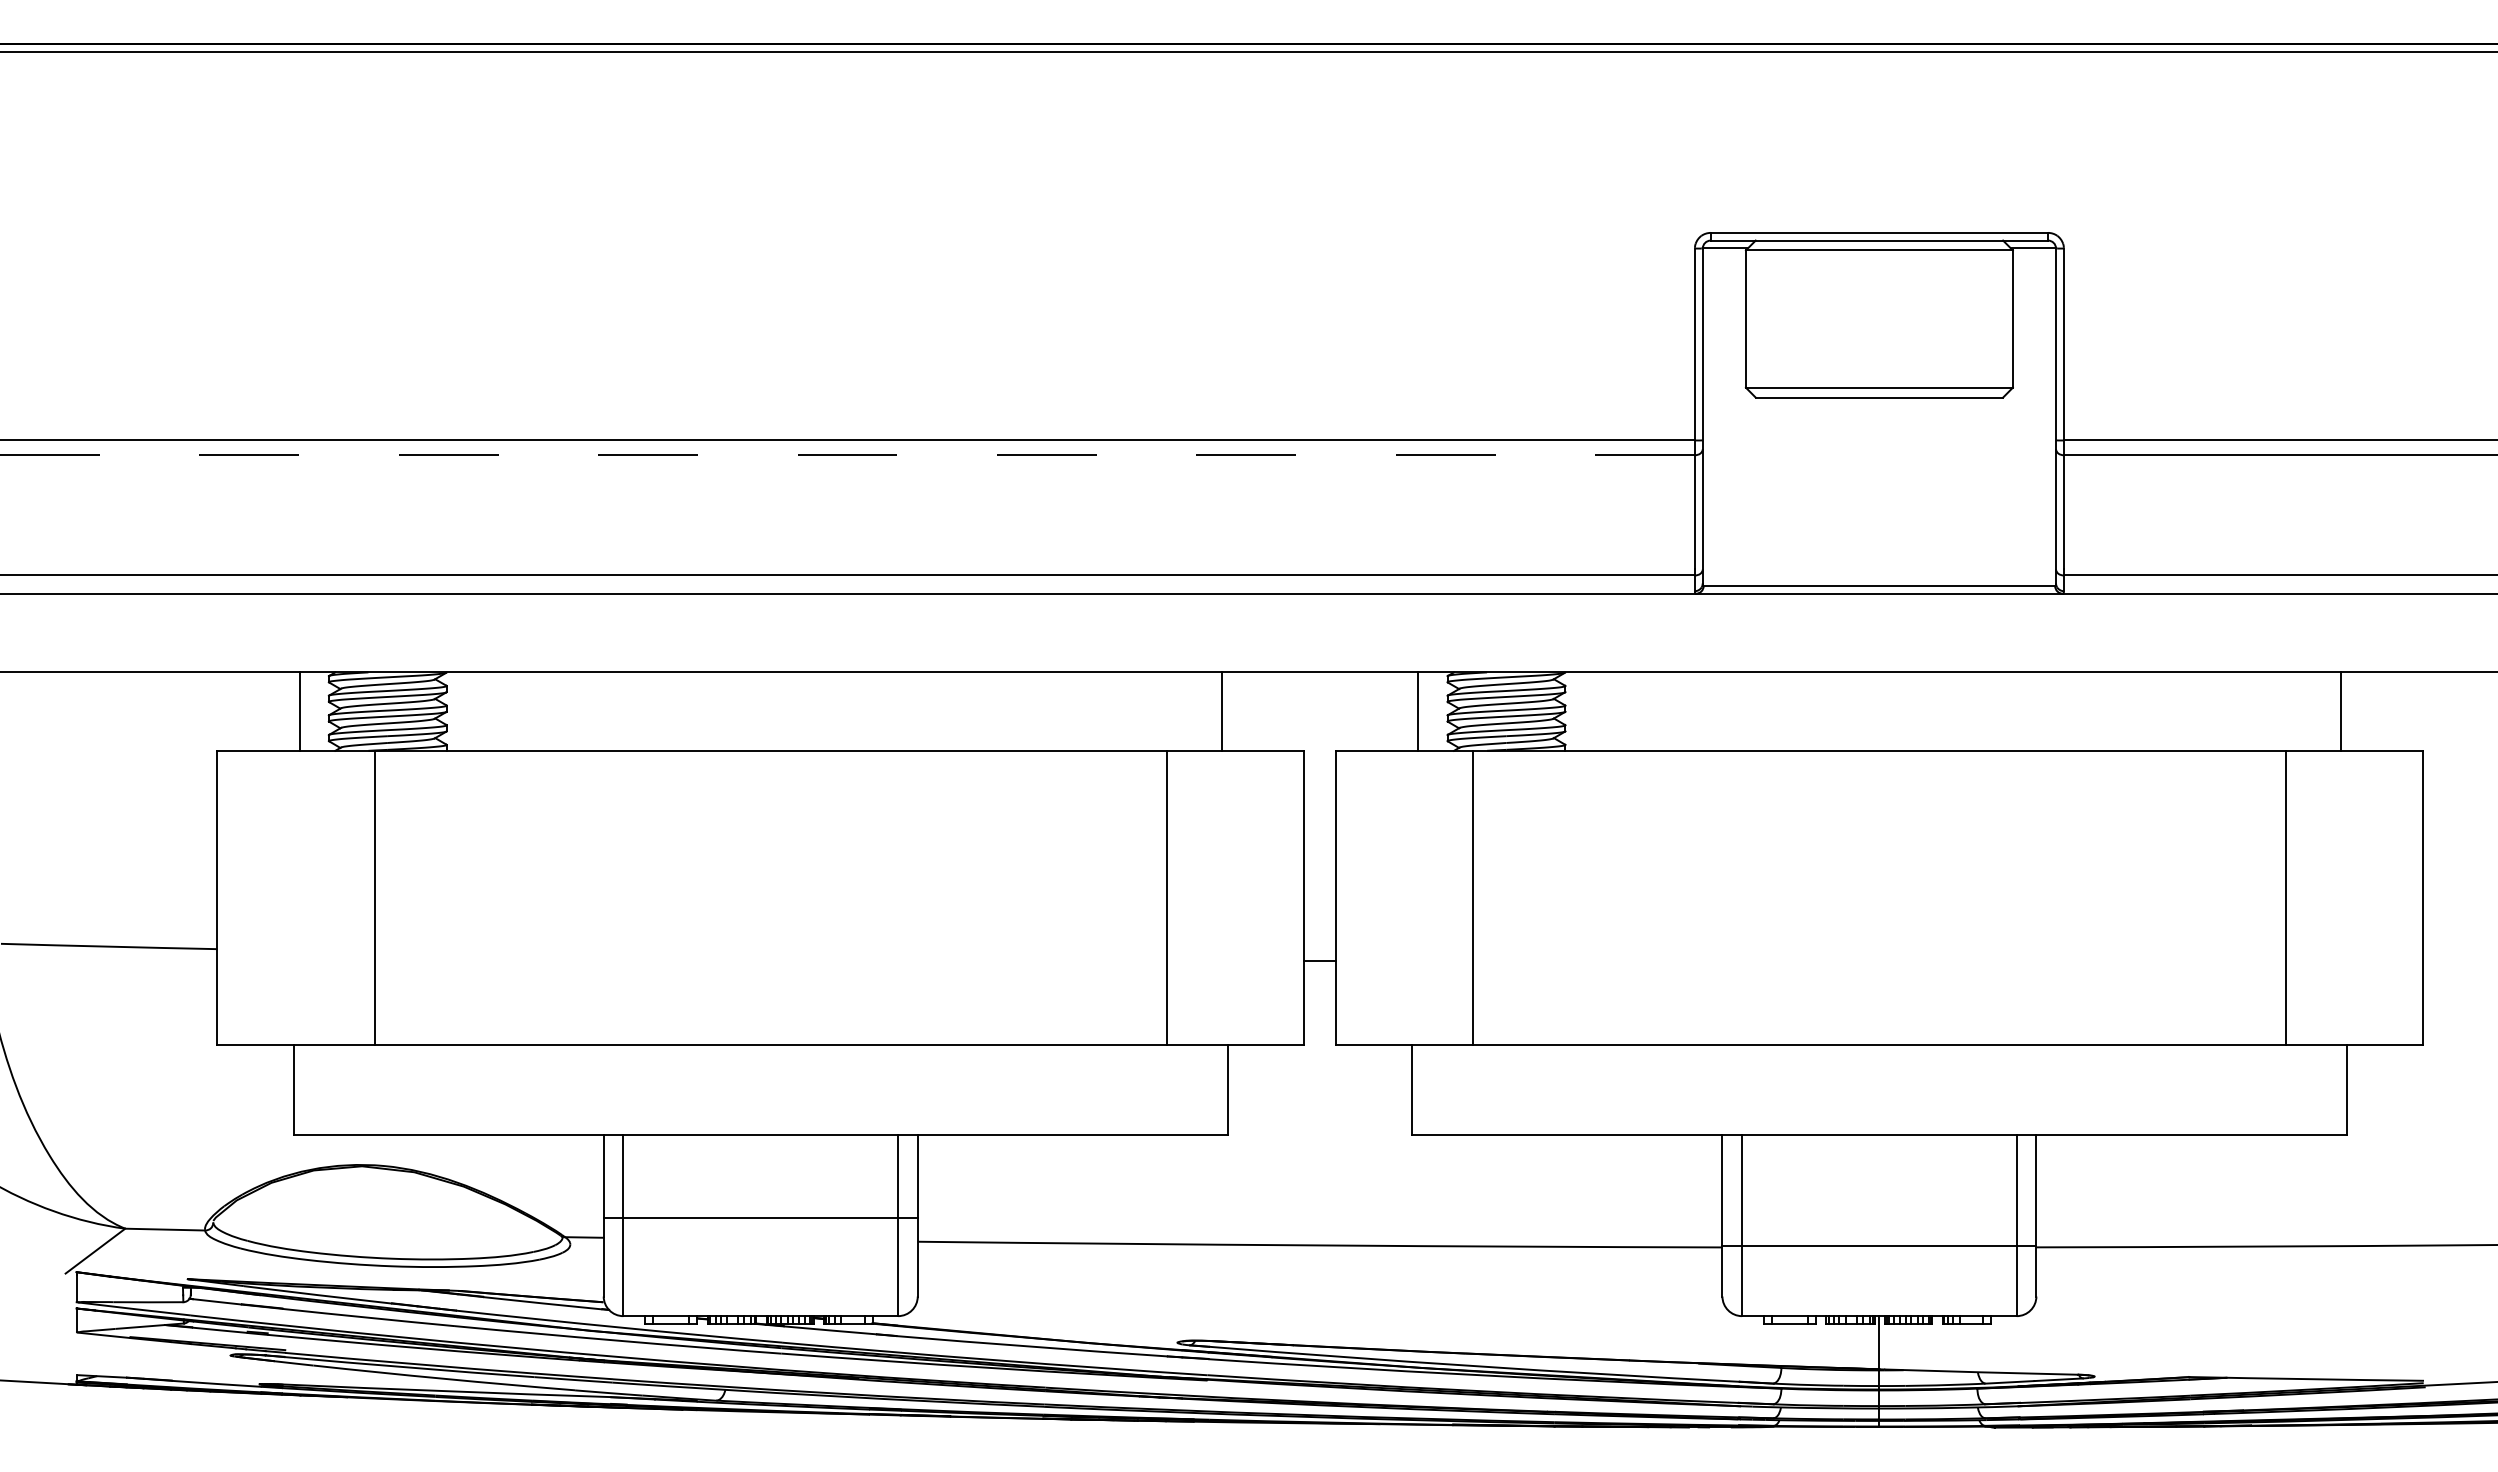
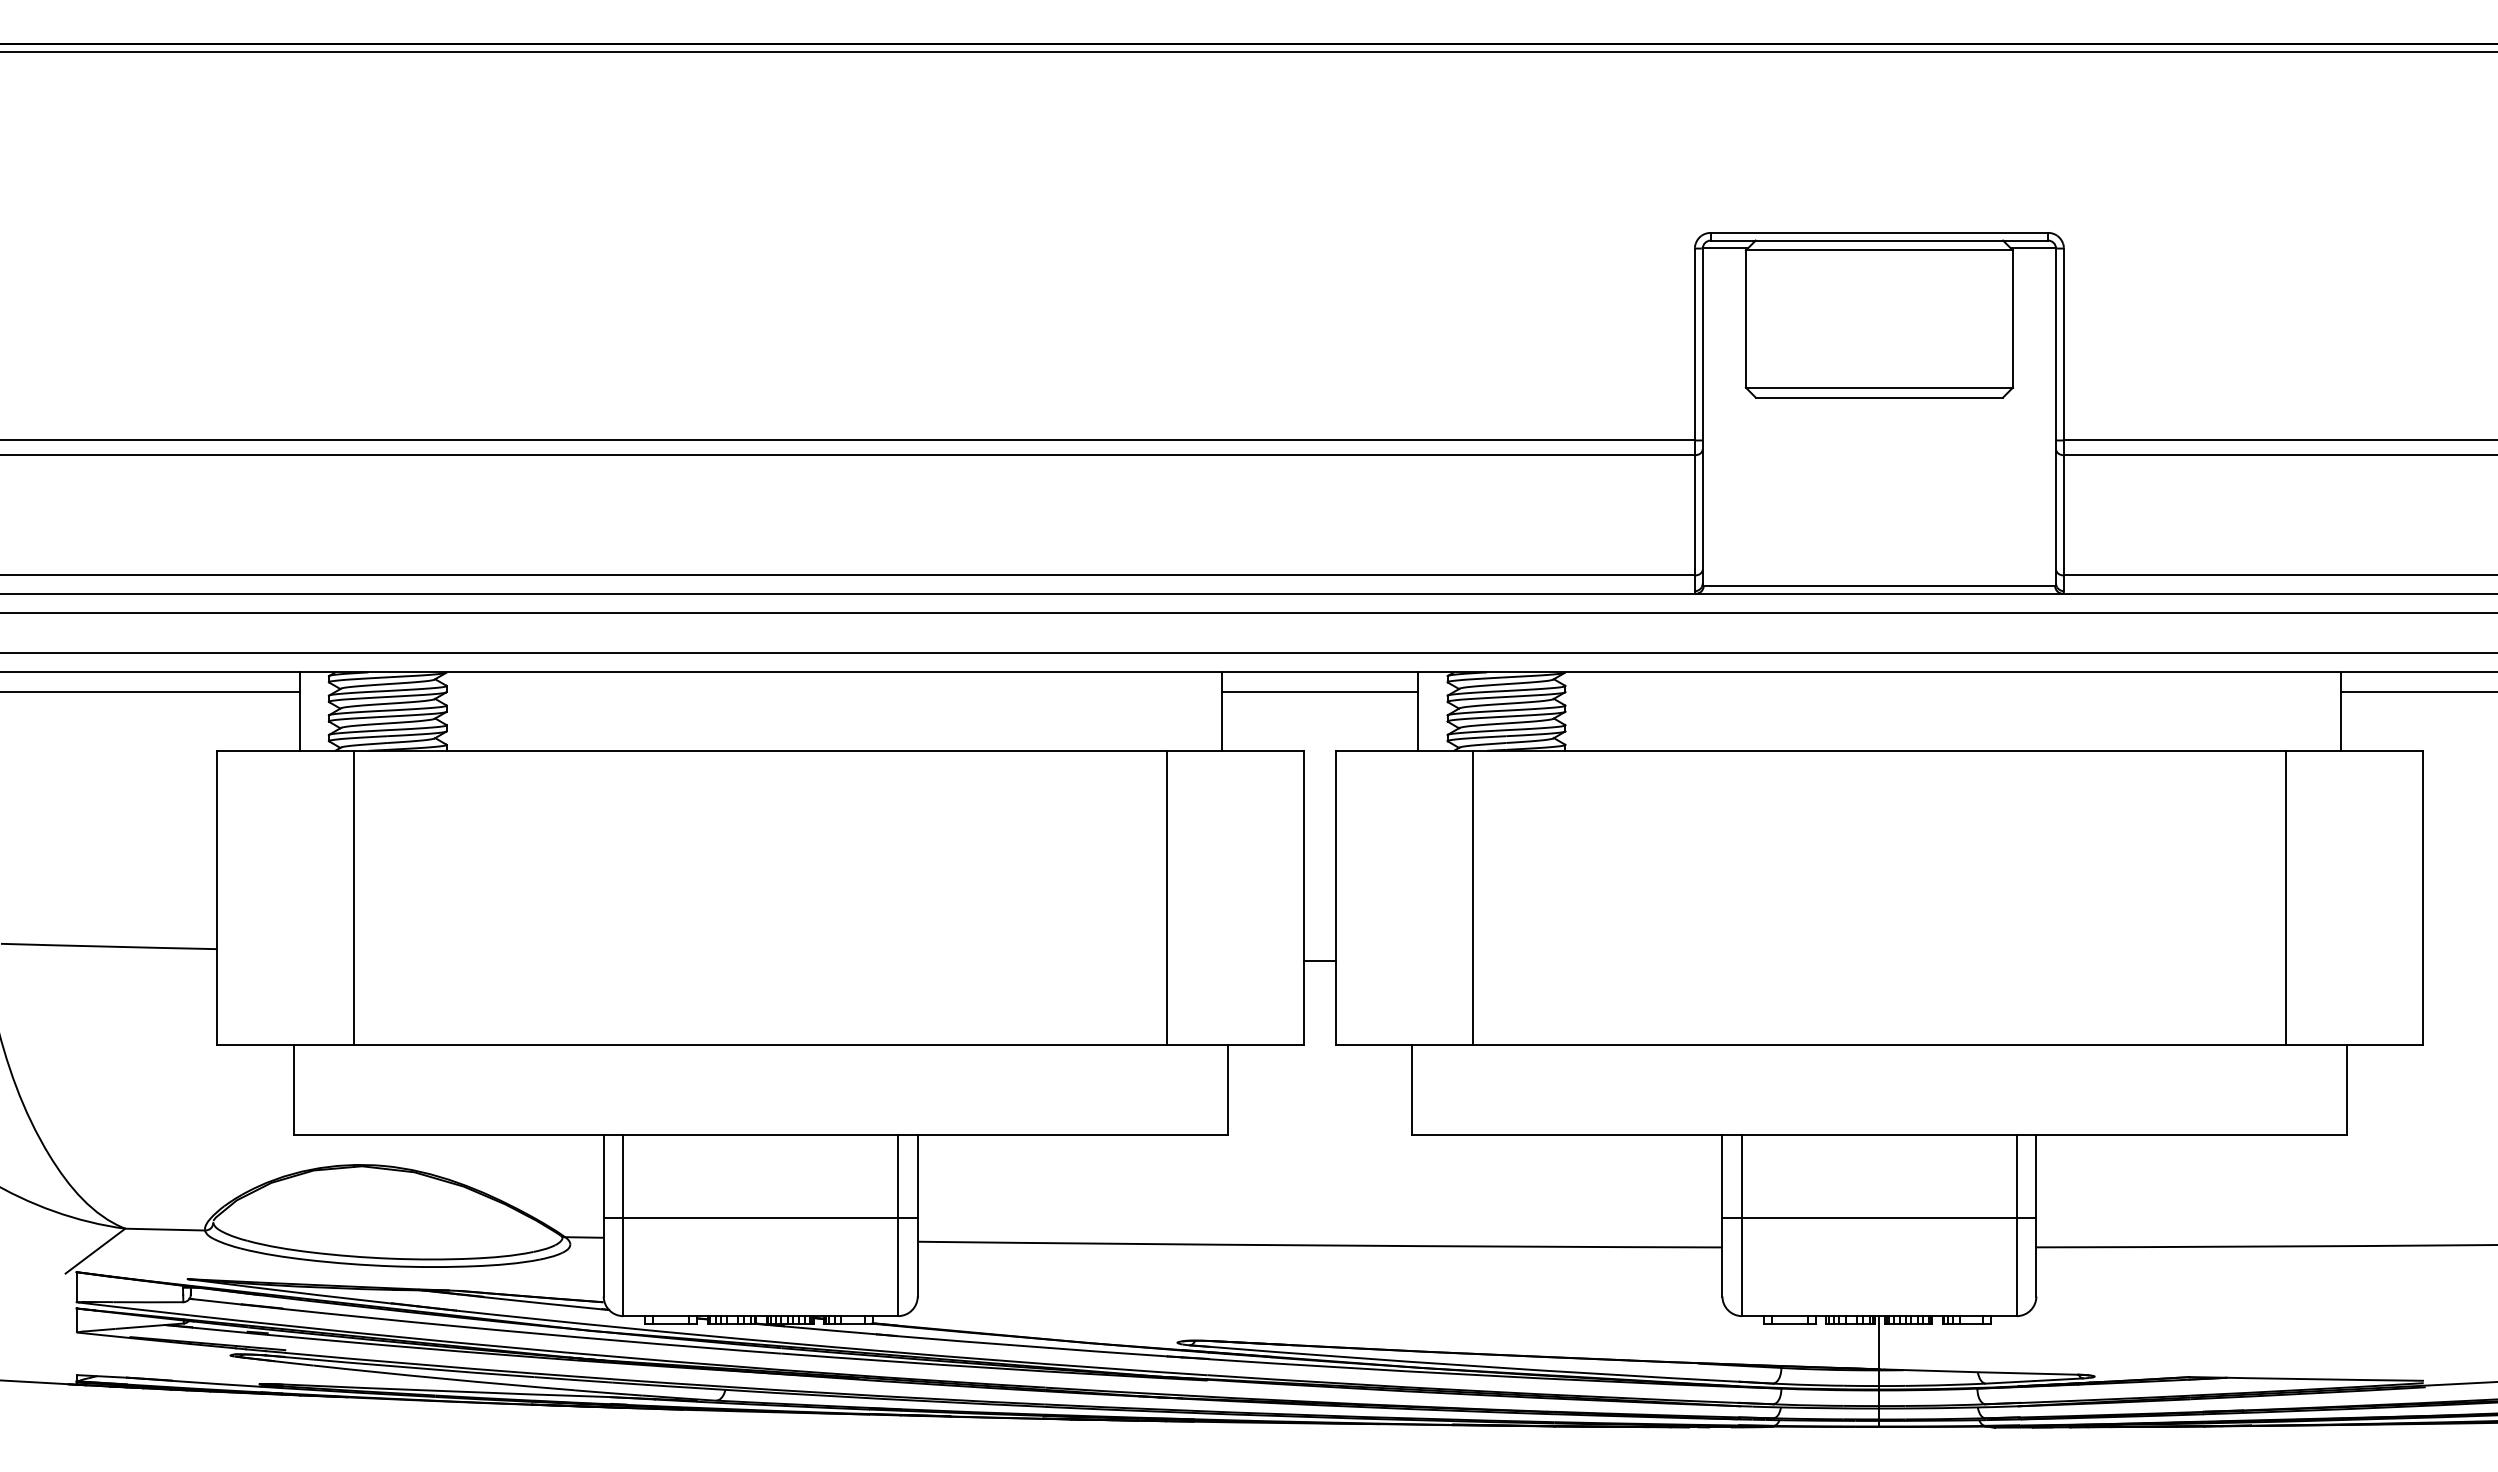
line: dashed -> solid (847, 455)
line: none -> present (1248, 612)
line: none -> present (1248, 653)
line: none -> present (150, 692)
line: none -> present (1319, 692)
line: none -> present (2417, 692)
line position: (375, 897) -> (354, 897) (354, 897)
line position: (1879, 1245) -> (1879, 1217) (1879, 1217)
